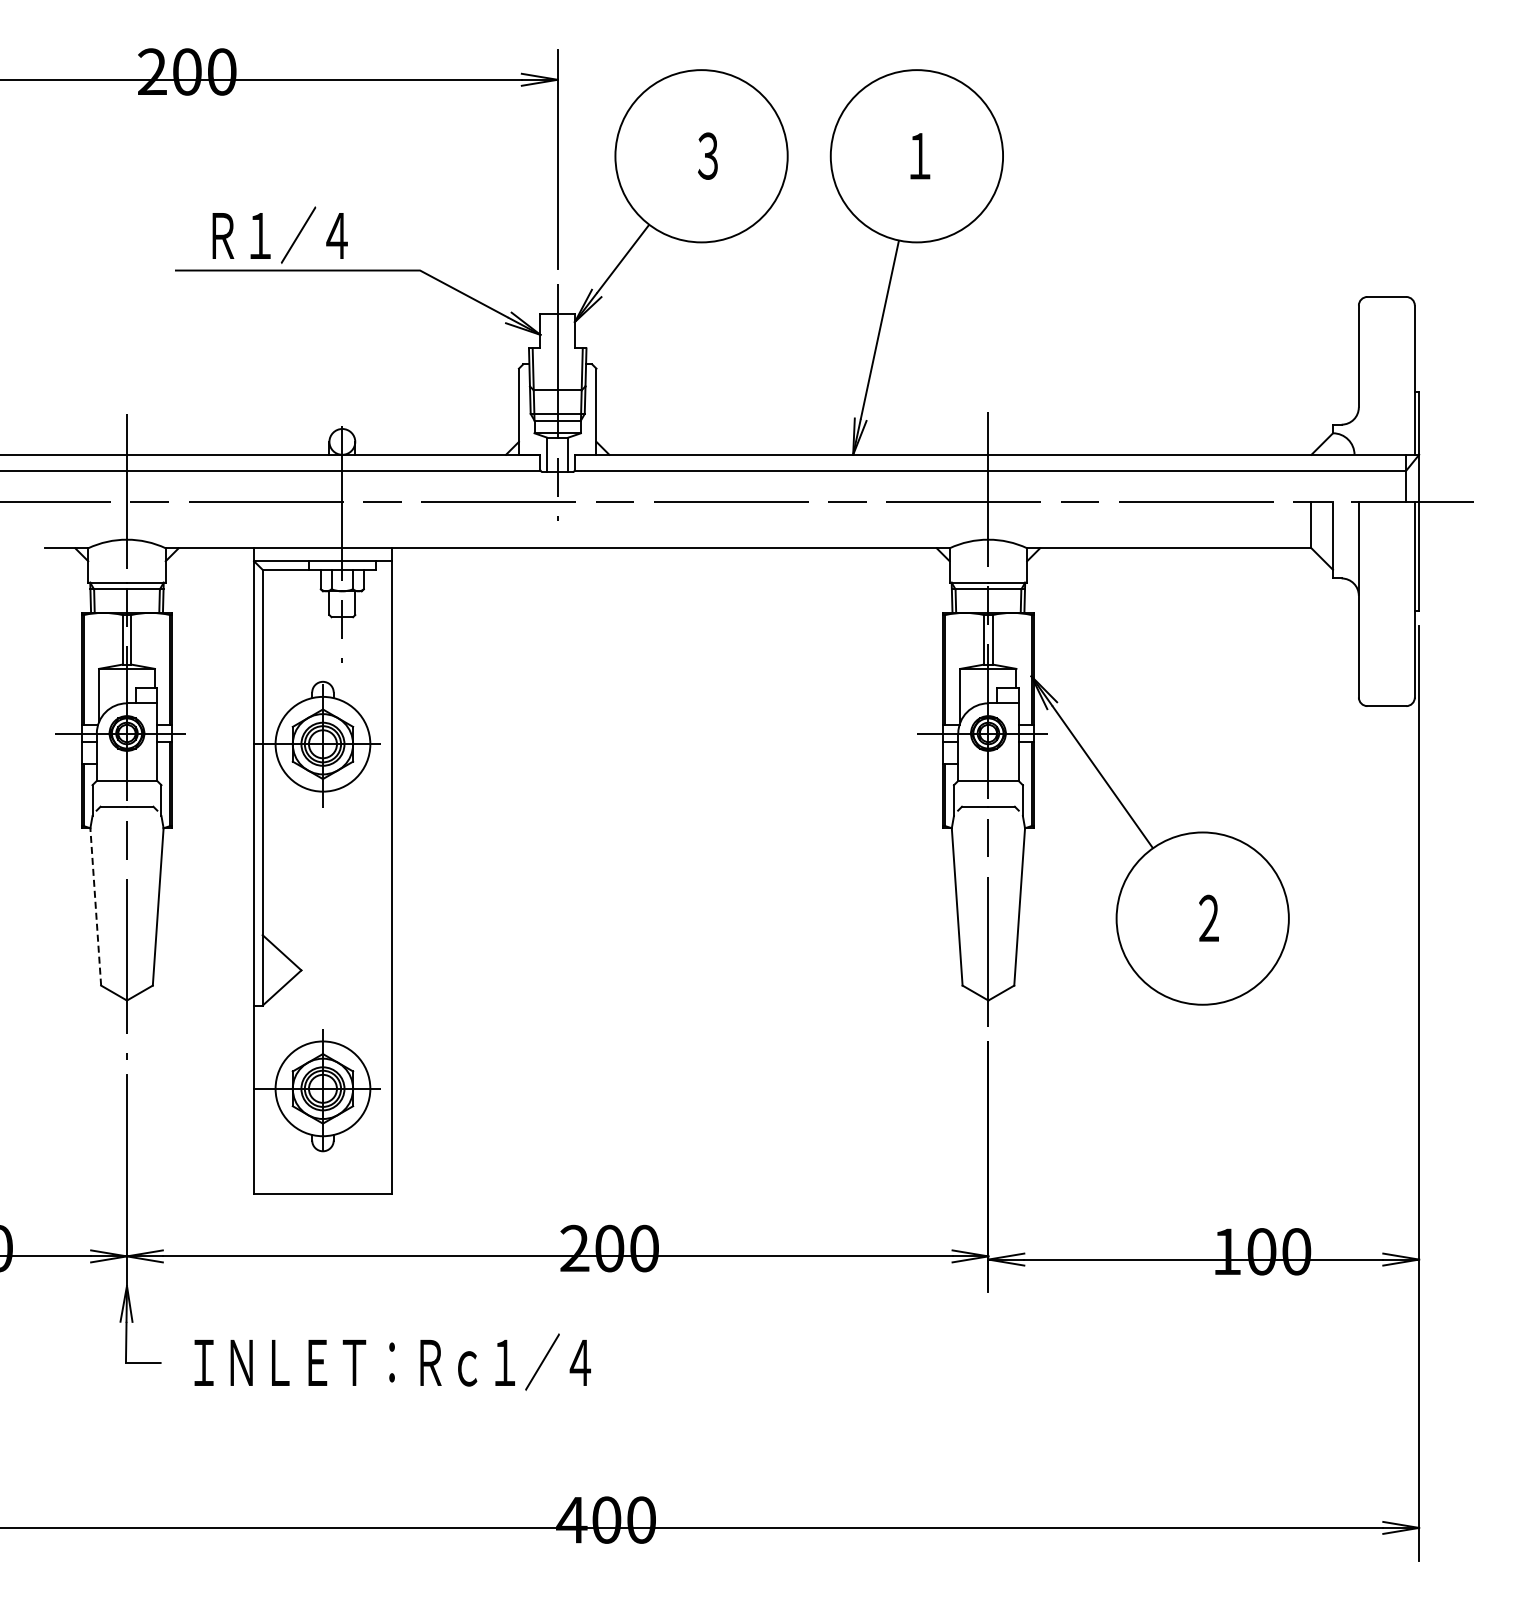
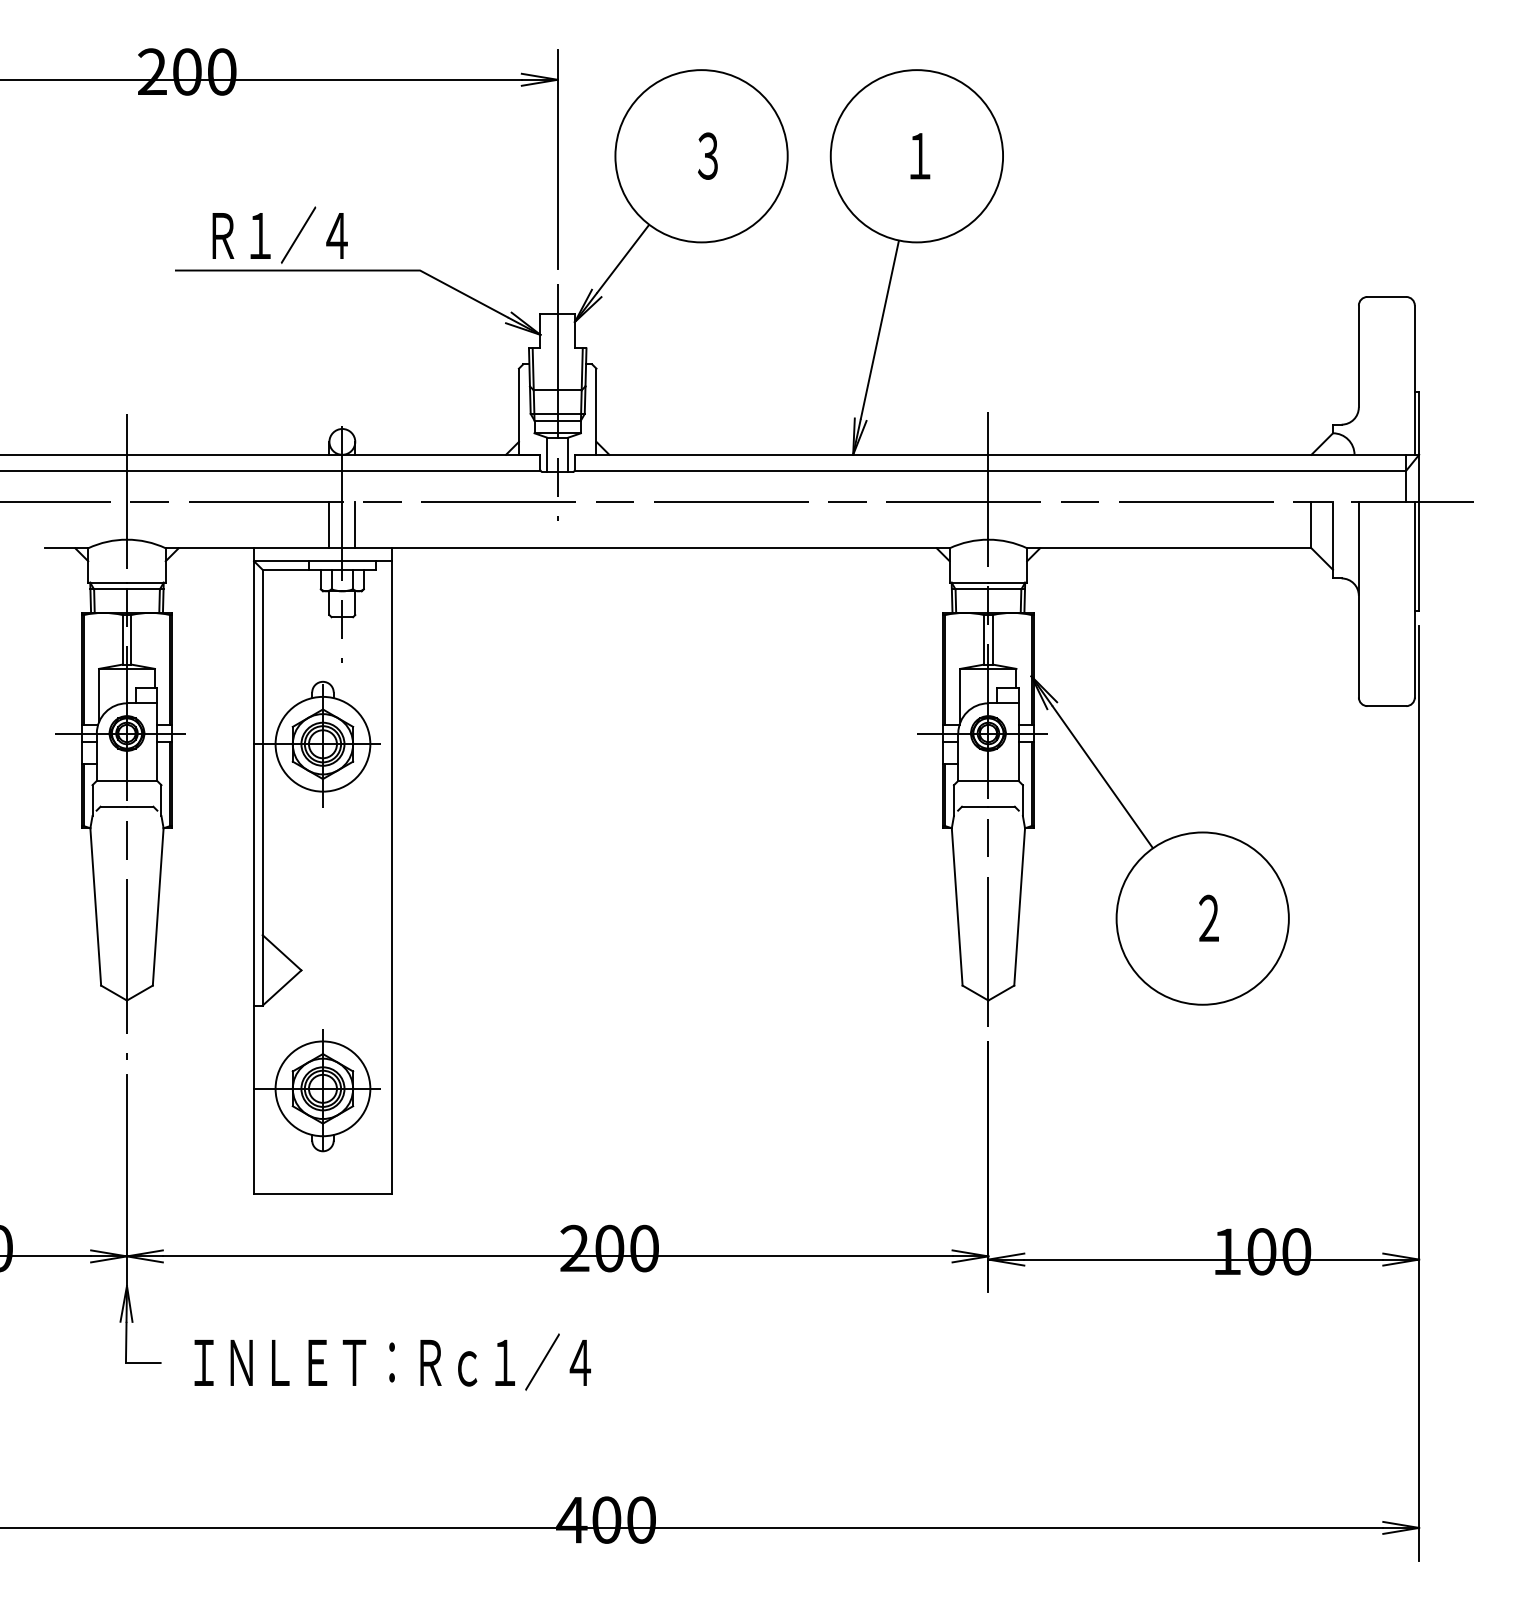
line: none -> present (329, 524)
line: none -> present (355, 524)
line: dashed -> solid (95, 906)
